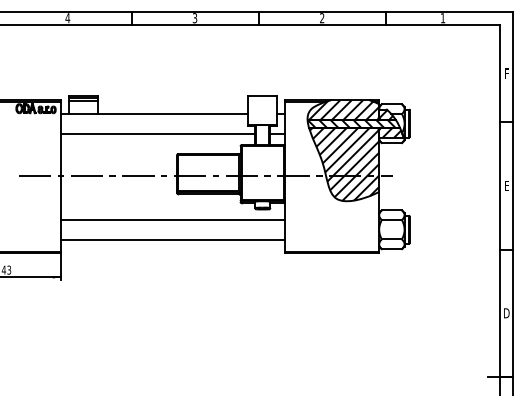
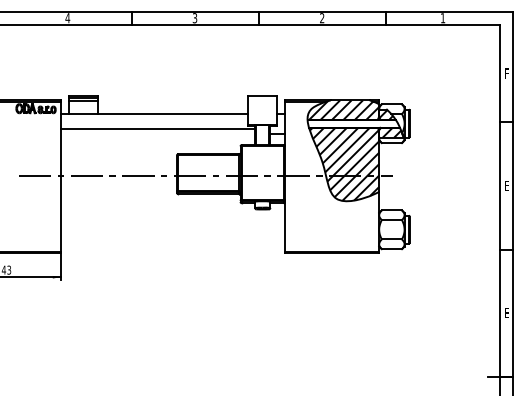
hatch: present -> none (351, 123)
line position: (158, 133) -> (158, 128) (158, 128)
line: present -> none (173, 219)
line: present -> none (173, 239)
text: D -> E (506, 313)
